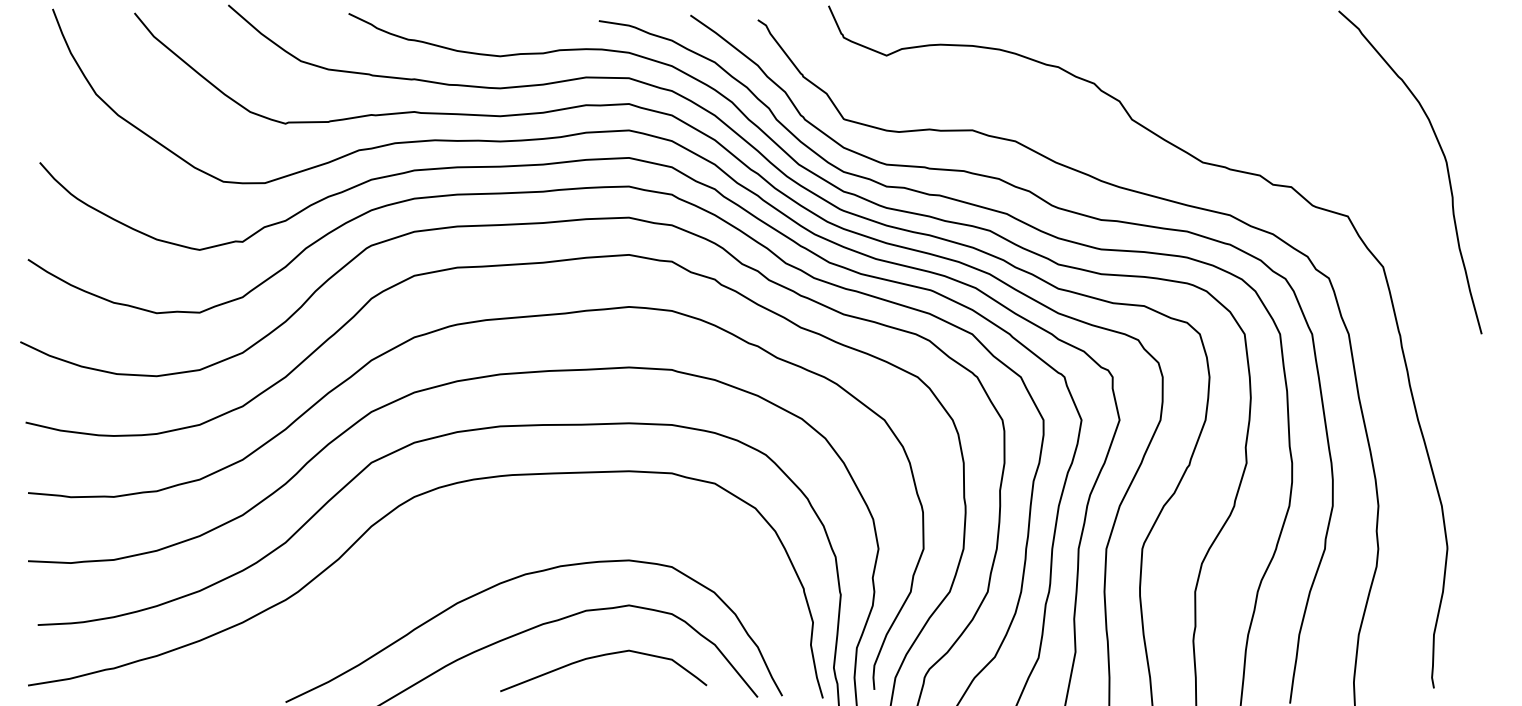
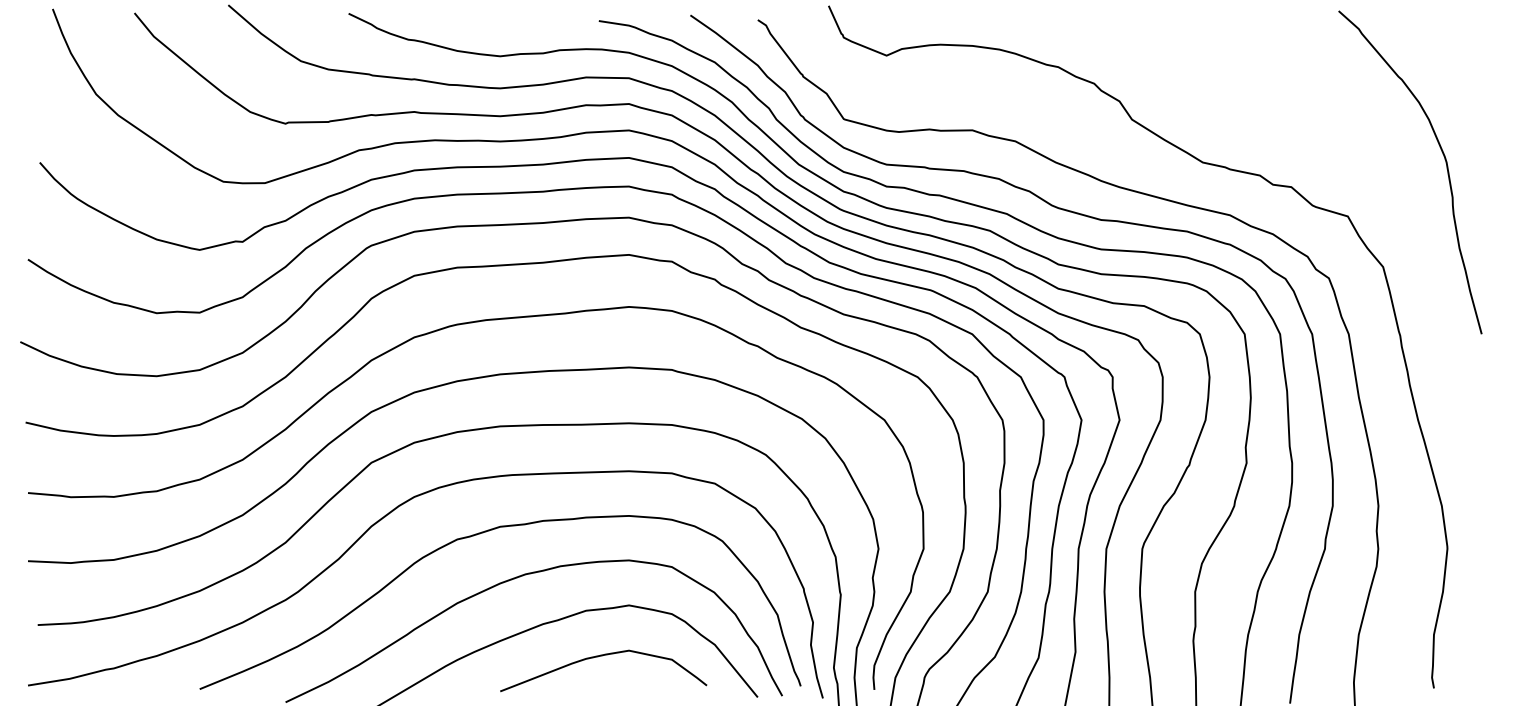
curve: none -> present (480, 534)
